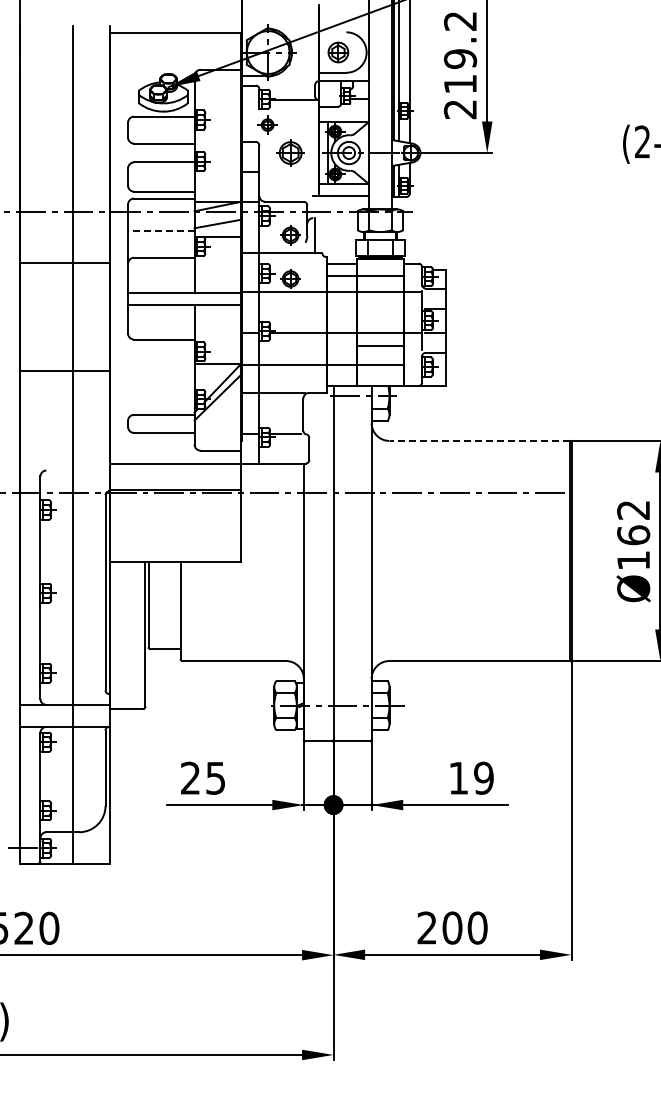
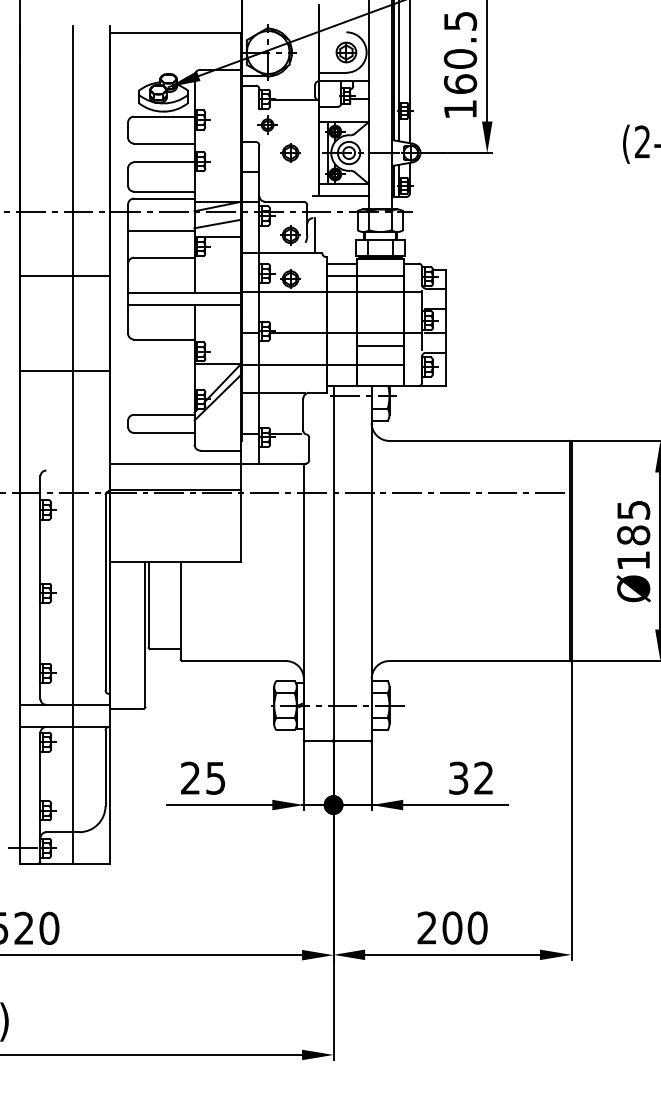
part position: (338, 52) -> (346, 52) (346, 52)
text: 219.2 -> 160.5 (460, 65)
part size: 29x28 px -> 21x20 px (290, 152)
line: dashed -> solid (160, 230)
line position: (64, 262) -> (64, 275) (64, 275)
line: dashed -> solid (479, 440)
text: Ø162 -> Ø185 (633, 523)
text: 19 -> 32 (471, 777)
